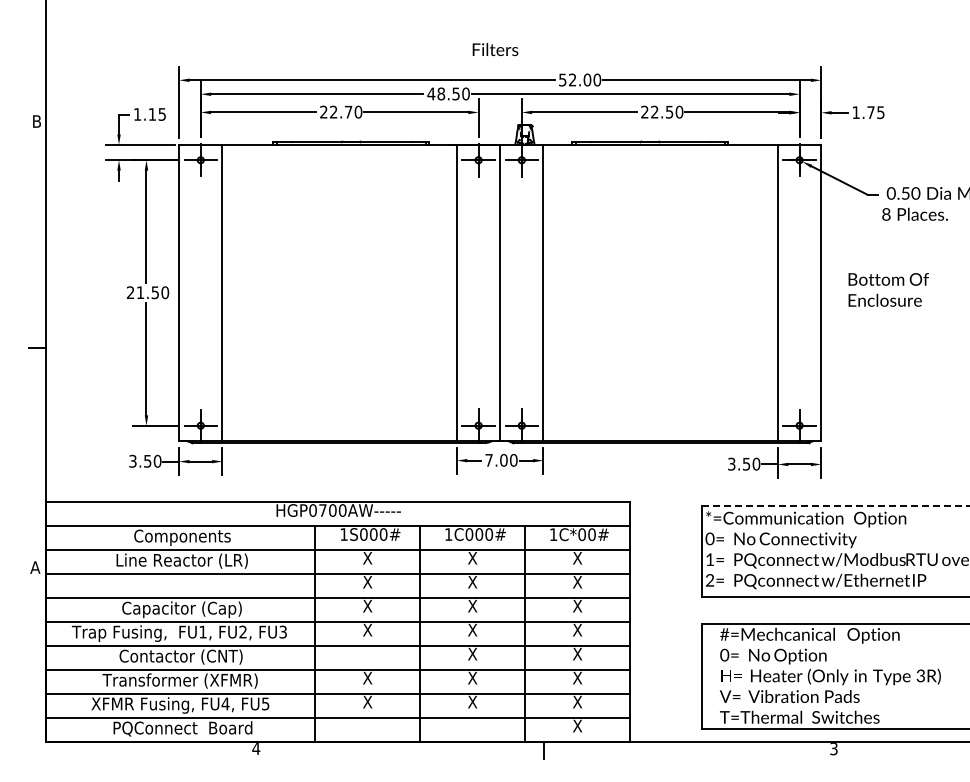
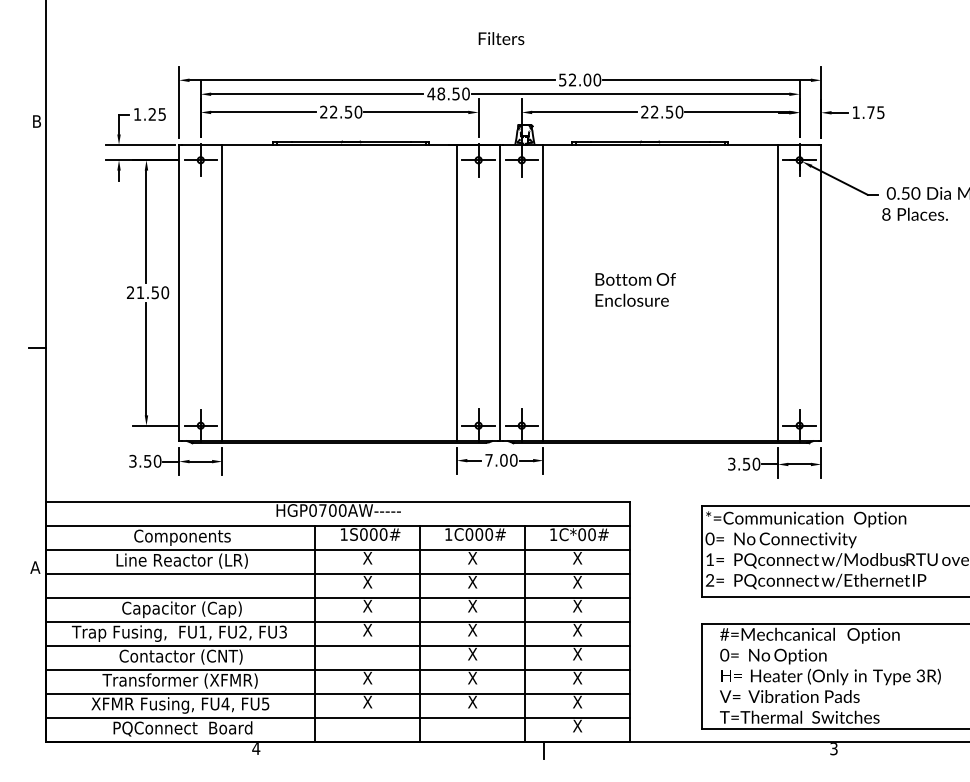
text position: (495, 49) -> (501, 38) (501, 38)
text: 22.70 -> 22.50 (348, 112)
text: 1.15 -> 1.25 (151, 114)
text position: (888, 289) -> (635, 289) (635, 289)
line: dashed -> solid (835, 505)
